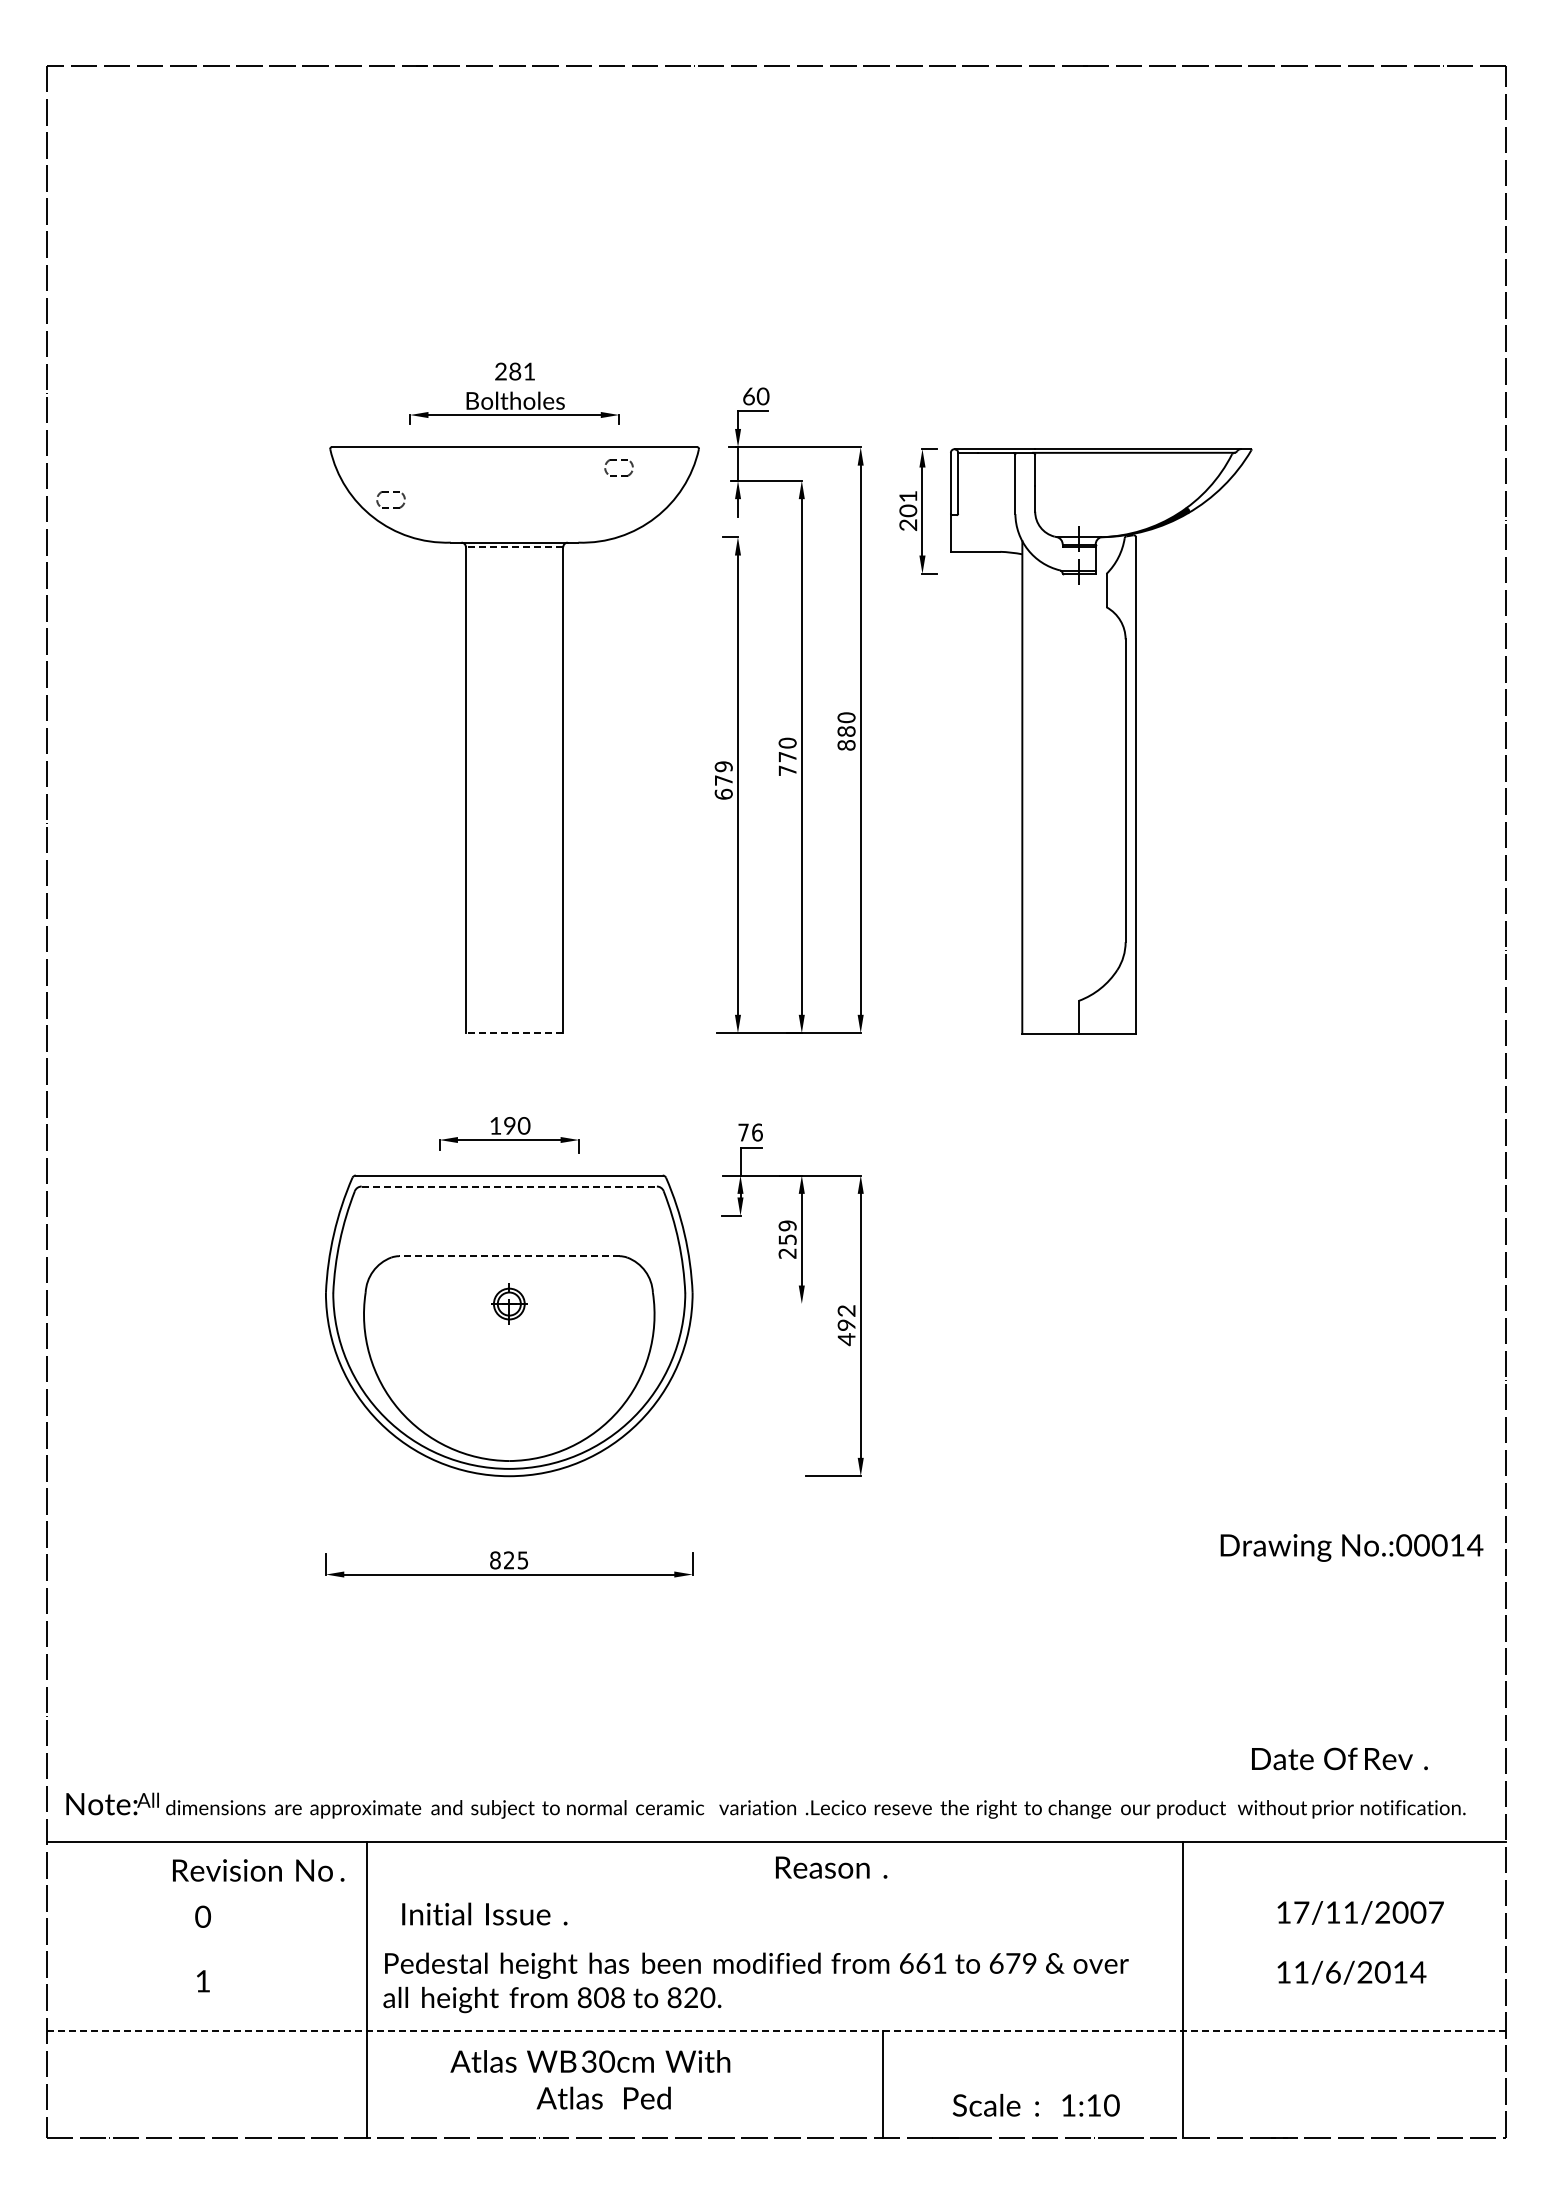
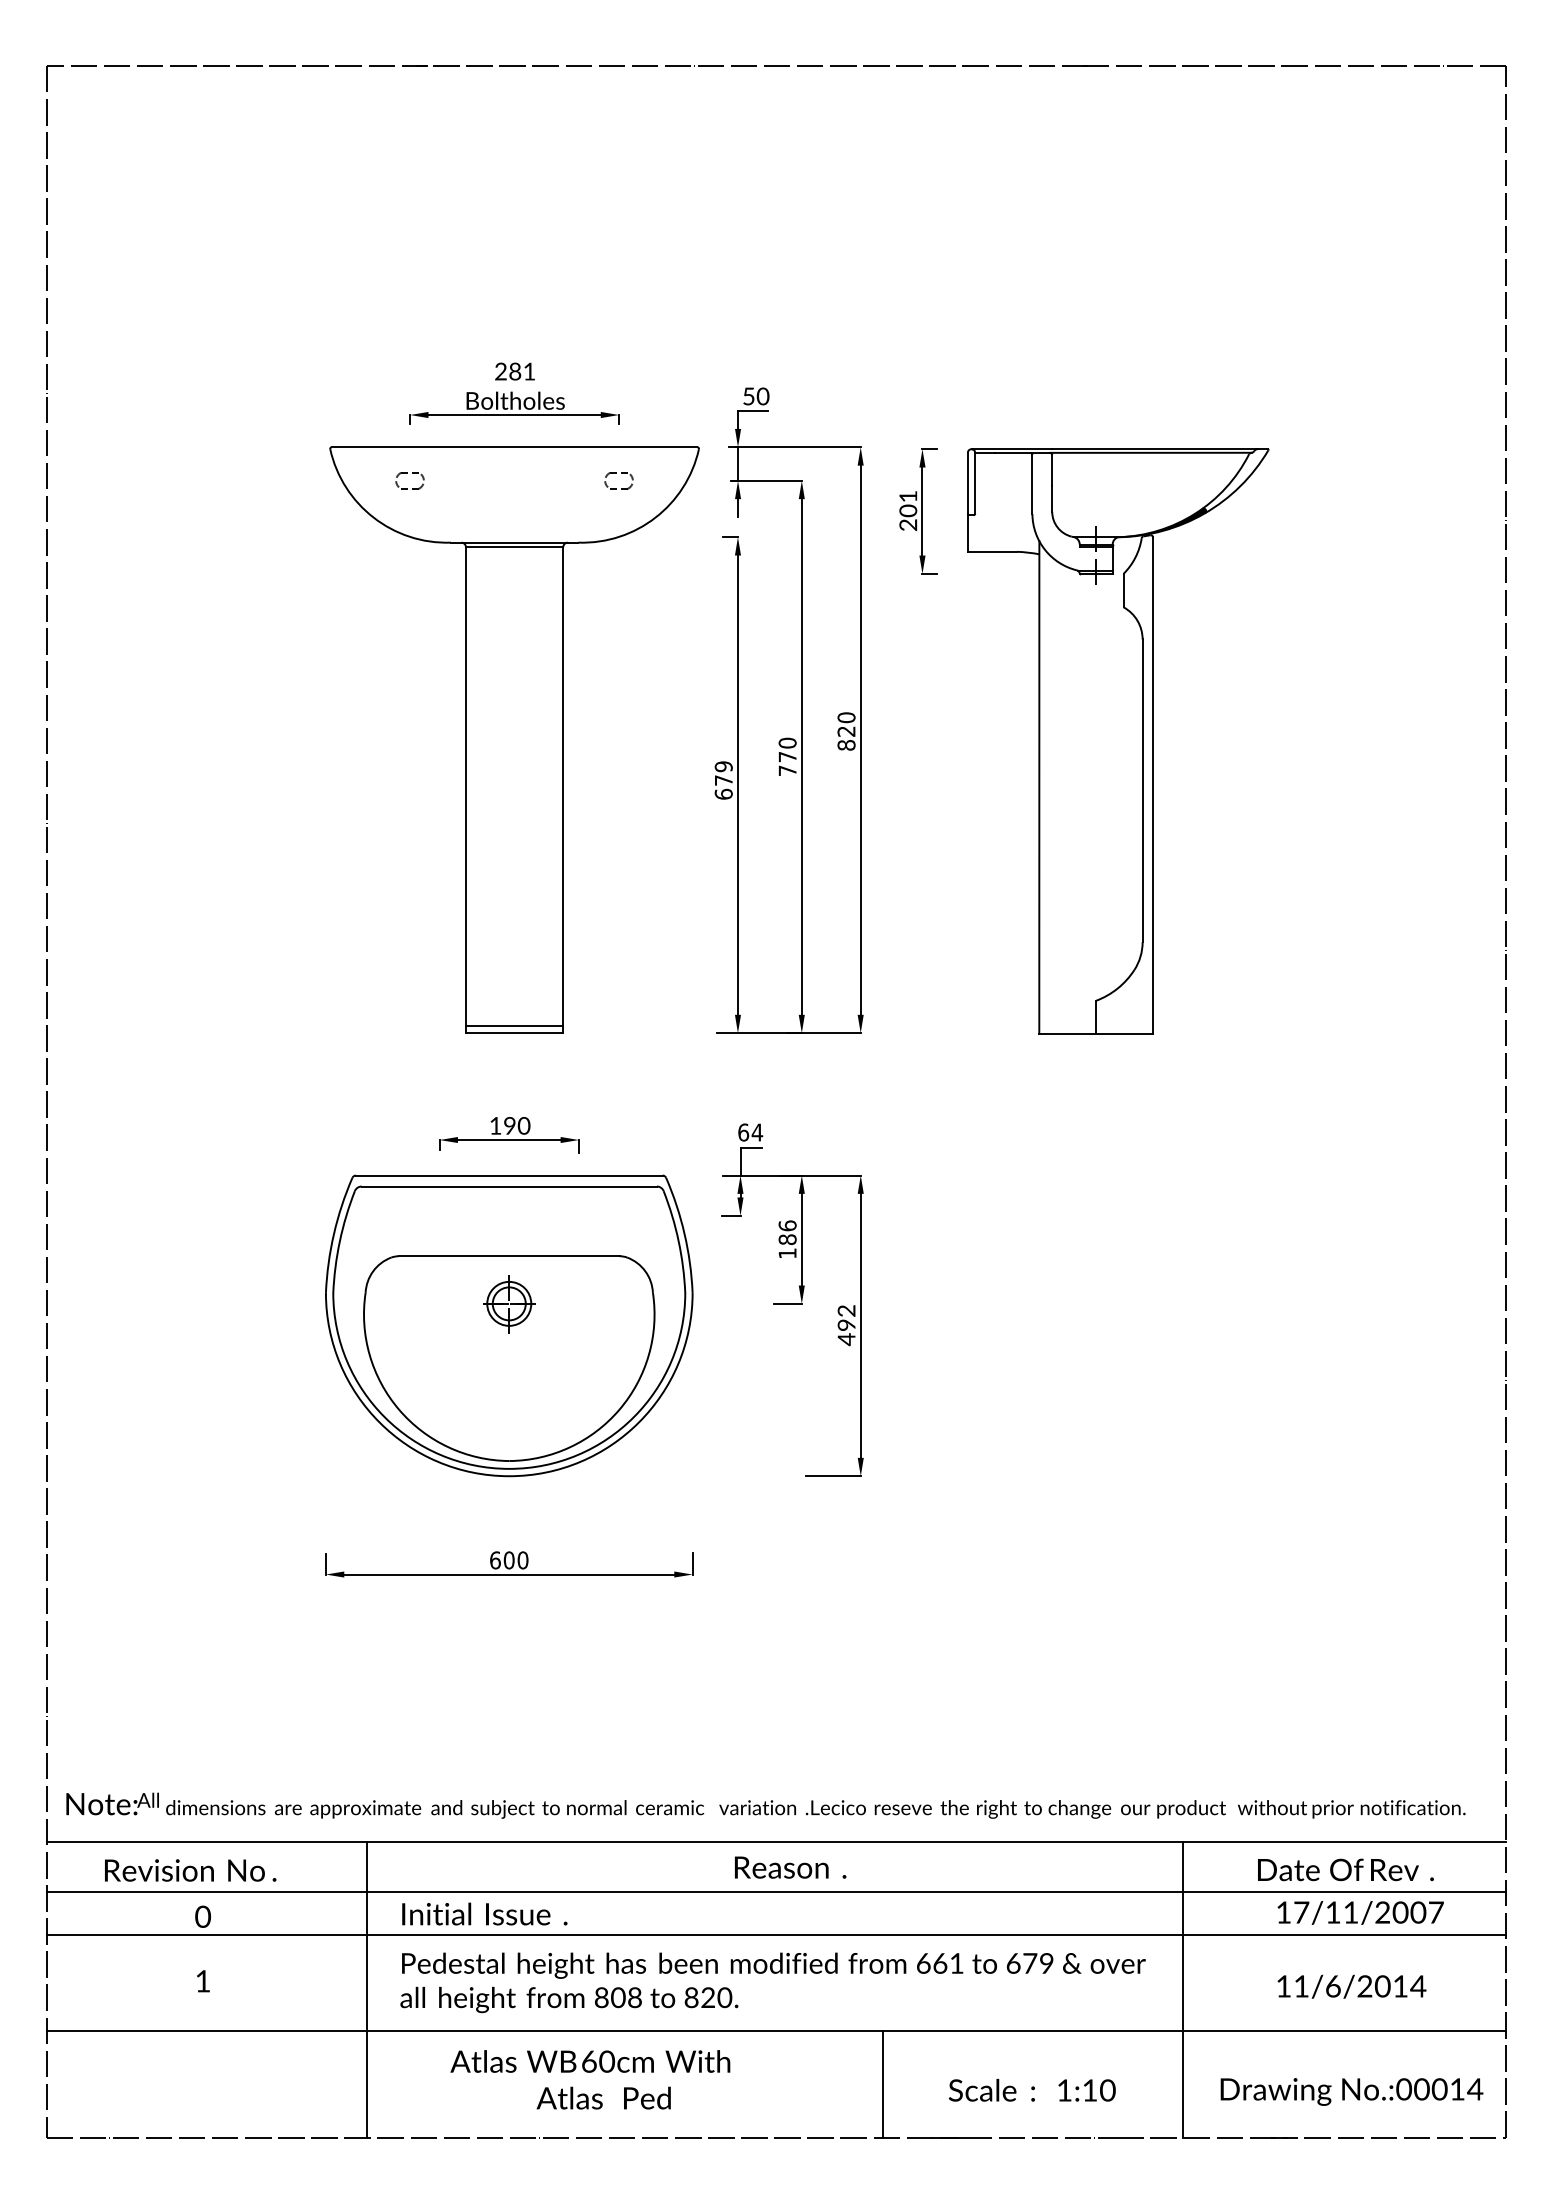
text: 60 -> 50 (748, 396)
part position: (616, 460) -> (616, 473) (616, 473)
part position: (388, 492) -> (407, 473) (407, 473)
line: dashed -> solid (514, 547)
text: 880 -> 820 (846, 731)
part position: (1101, 741) -> (1118, 741) (1118, 741)
line: none -> present (514, 1025)
line: dashed -> solid (514, 1033)
text: 76 -> 64 (750, 1132)
line: dashed -> solid (509, 1186)
text: 259 -> 186 (787, 1239)
line: dashed -> solid (508, 1256)
part size: 37x42 px -> 53x59 px (509, 1304)
line: none -> present (787, 1303)
text position: (1351, 1547) -> (1351, 2091) (1351, 2091)
text: 825 -> 600 (509, 1560)
text position: (1339, 1758) -> (1345, 1869) (1345, 1869)
text position: (831, 1867) -> (790, 1867) (790, 1867)
text position: (258, 1870) -> (190, 1870) (190, 1870)
line: none -> present (776, 1892)
line: none -> present (776, 1935)
text position: (1351, 1972) -> (1351, 1986) (1351, 1986)
text position: (755, 1982) -> (772, 1982) (772, 1982)
line: dashed -> solid (776, 2031)
text: 30cm -> 60cm (589, 2061)
text position: (1035, 2105) -> (1031, 2090) (1031, 2090)
